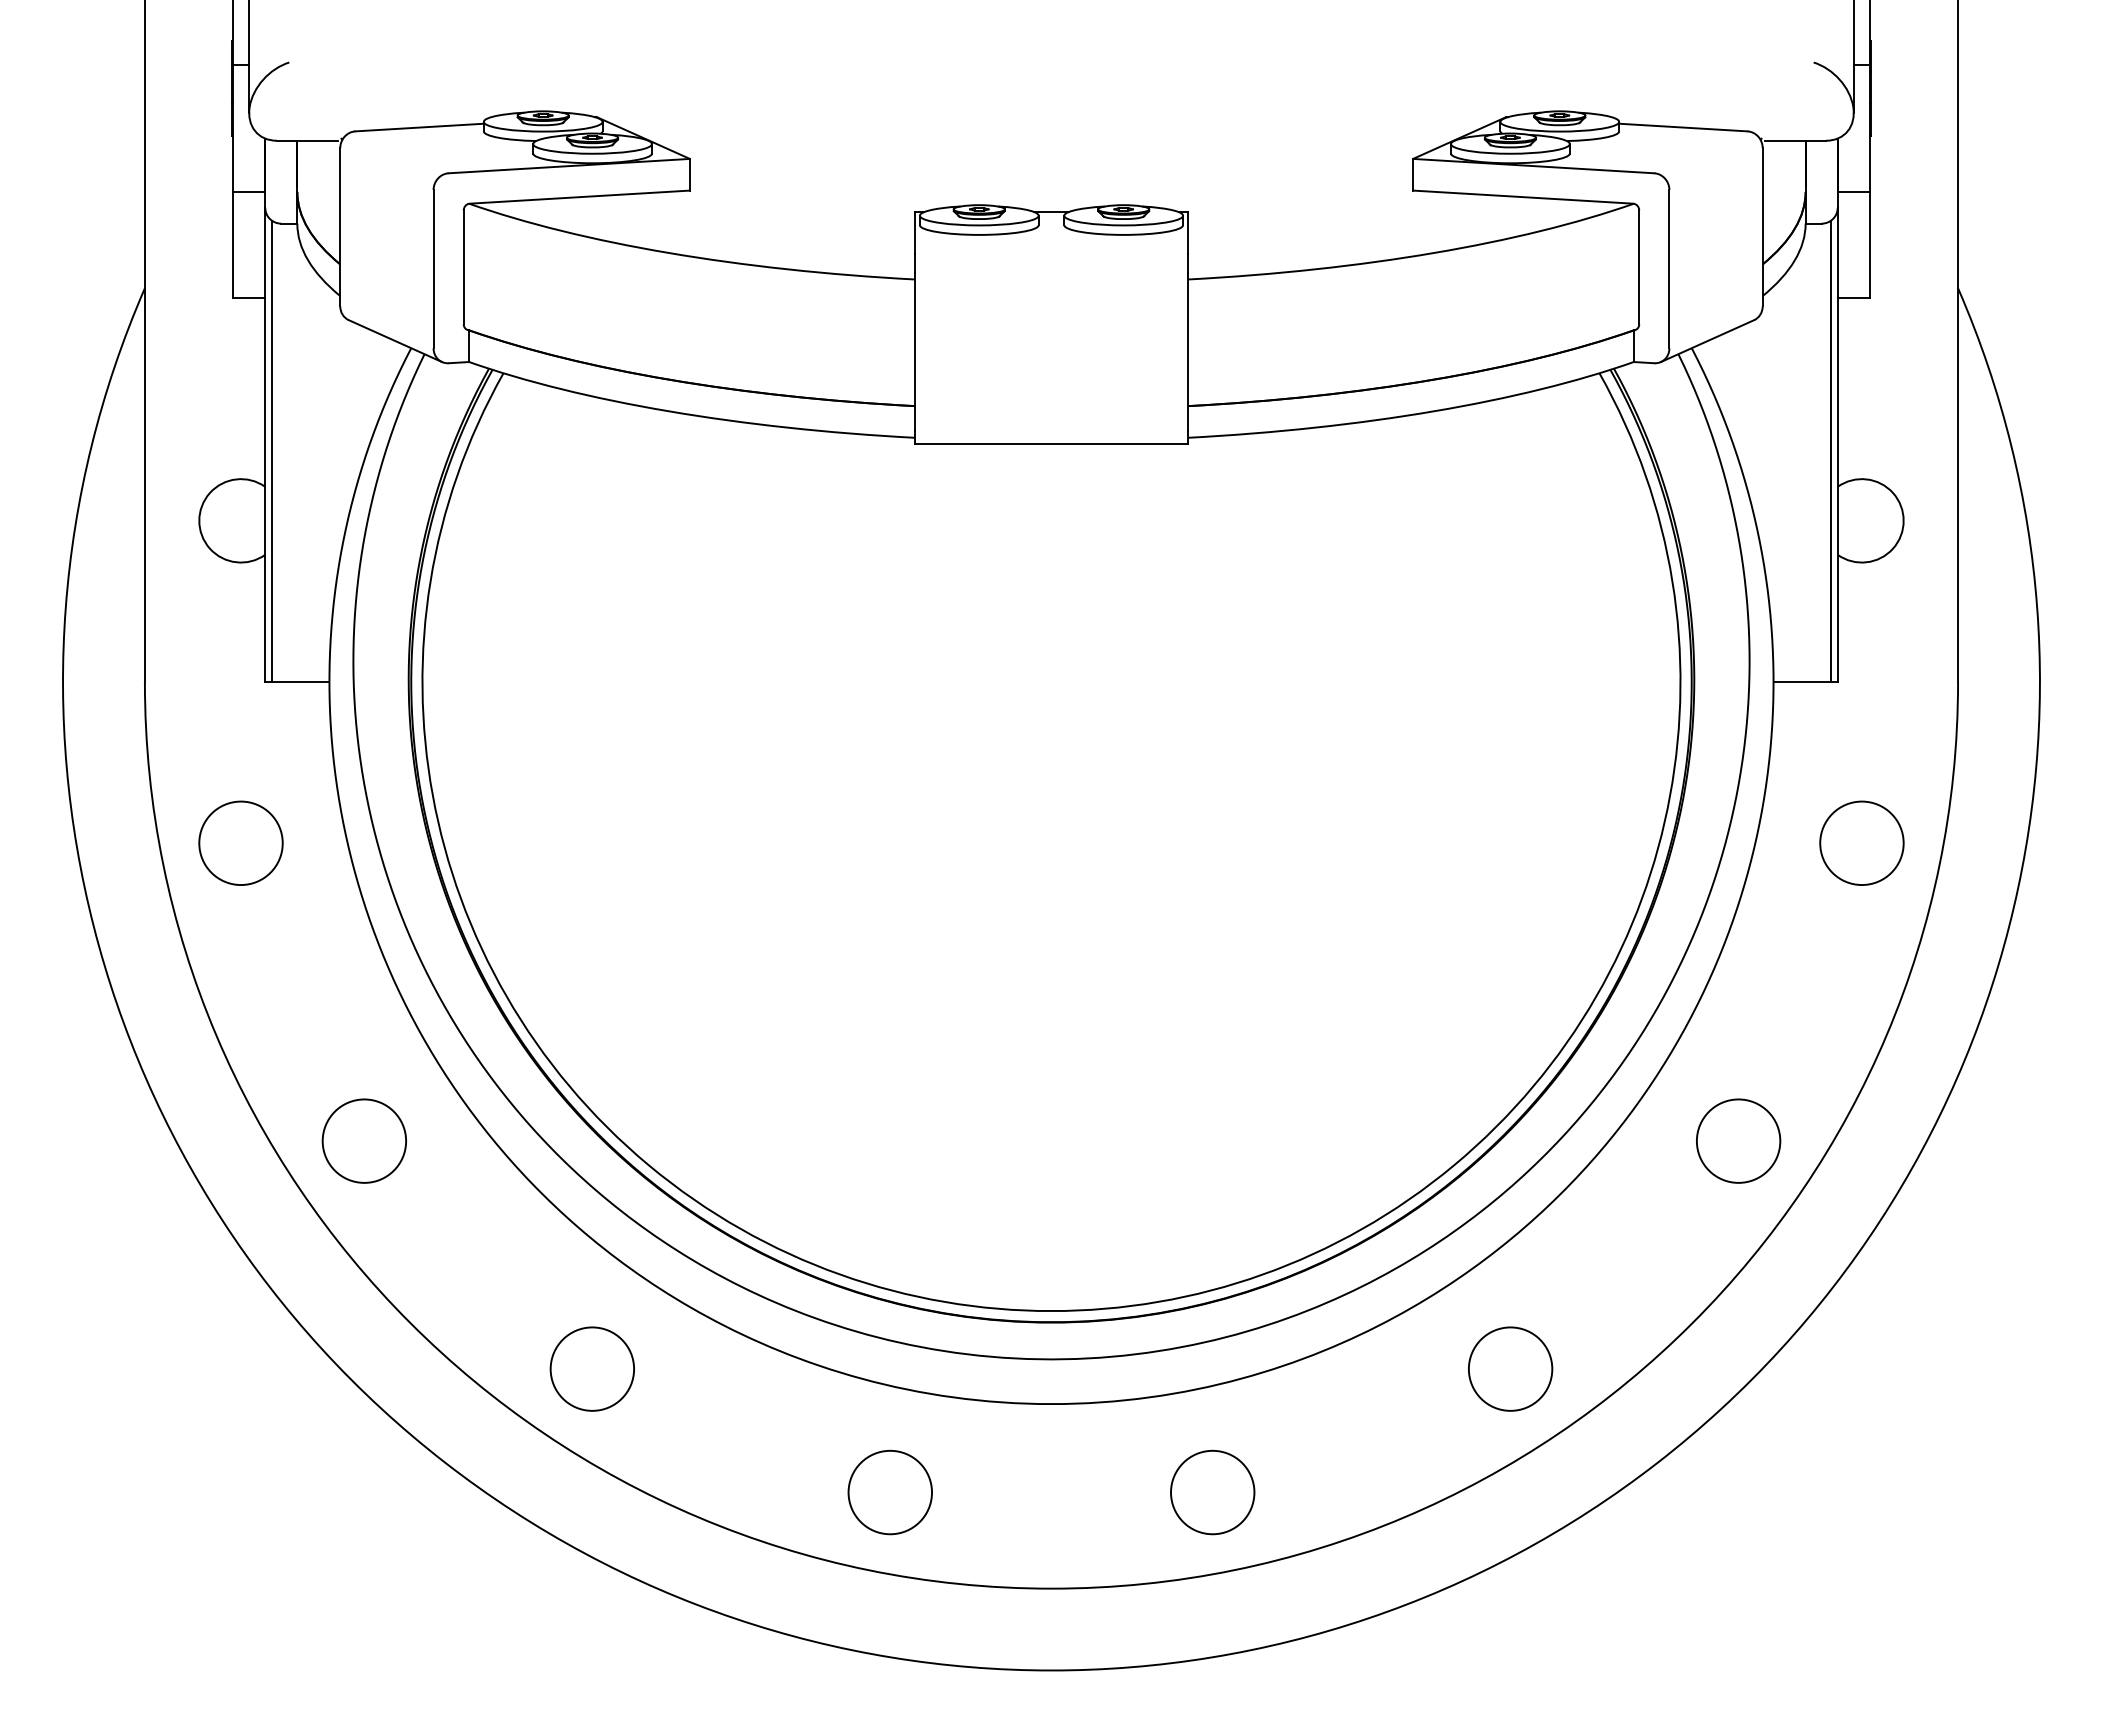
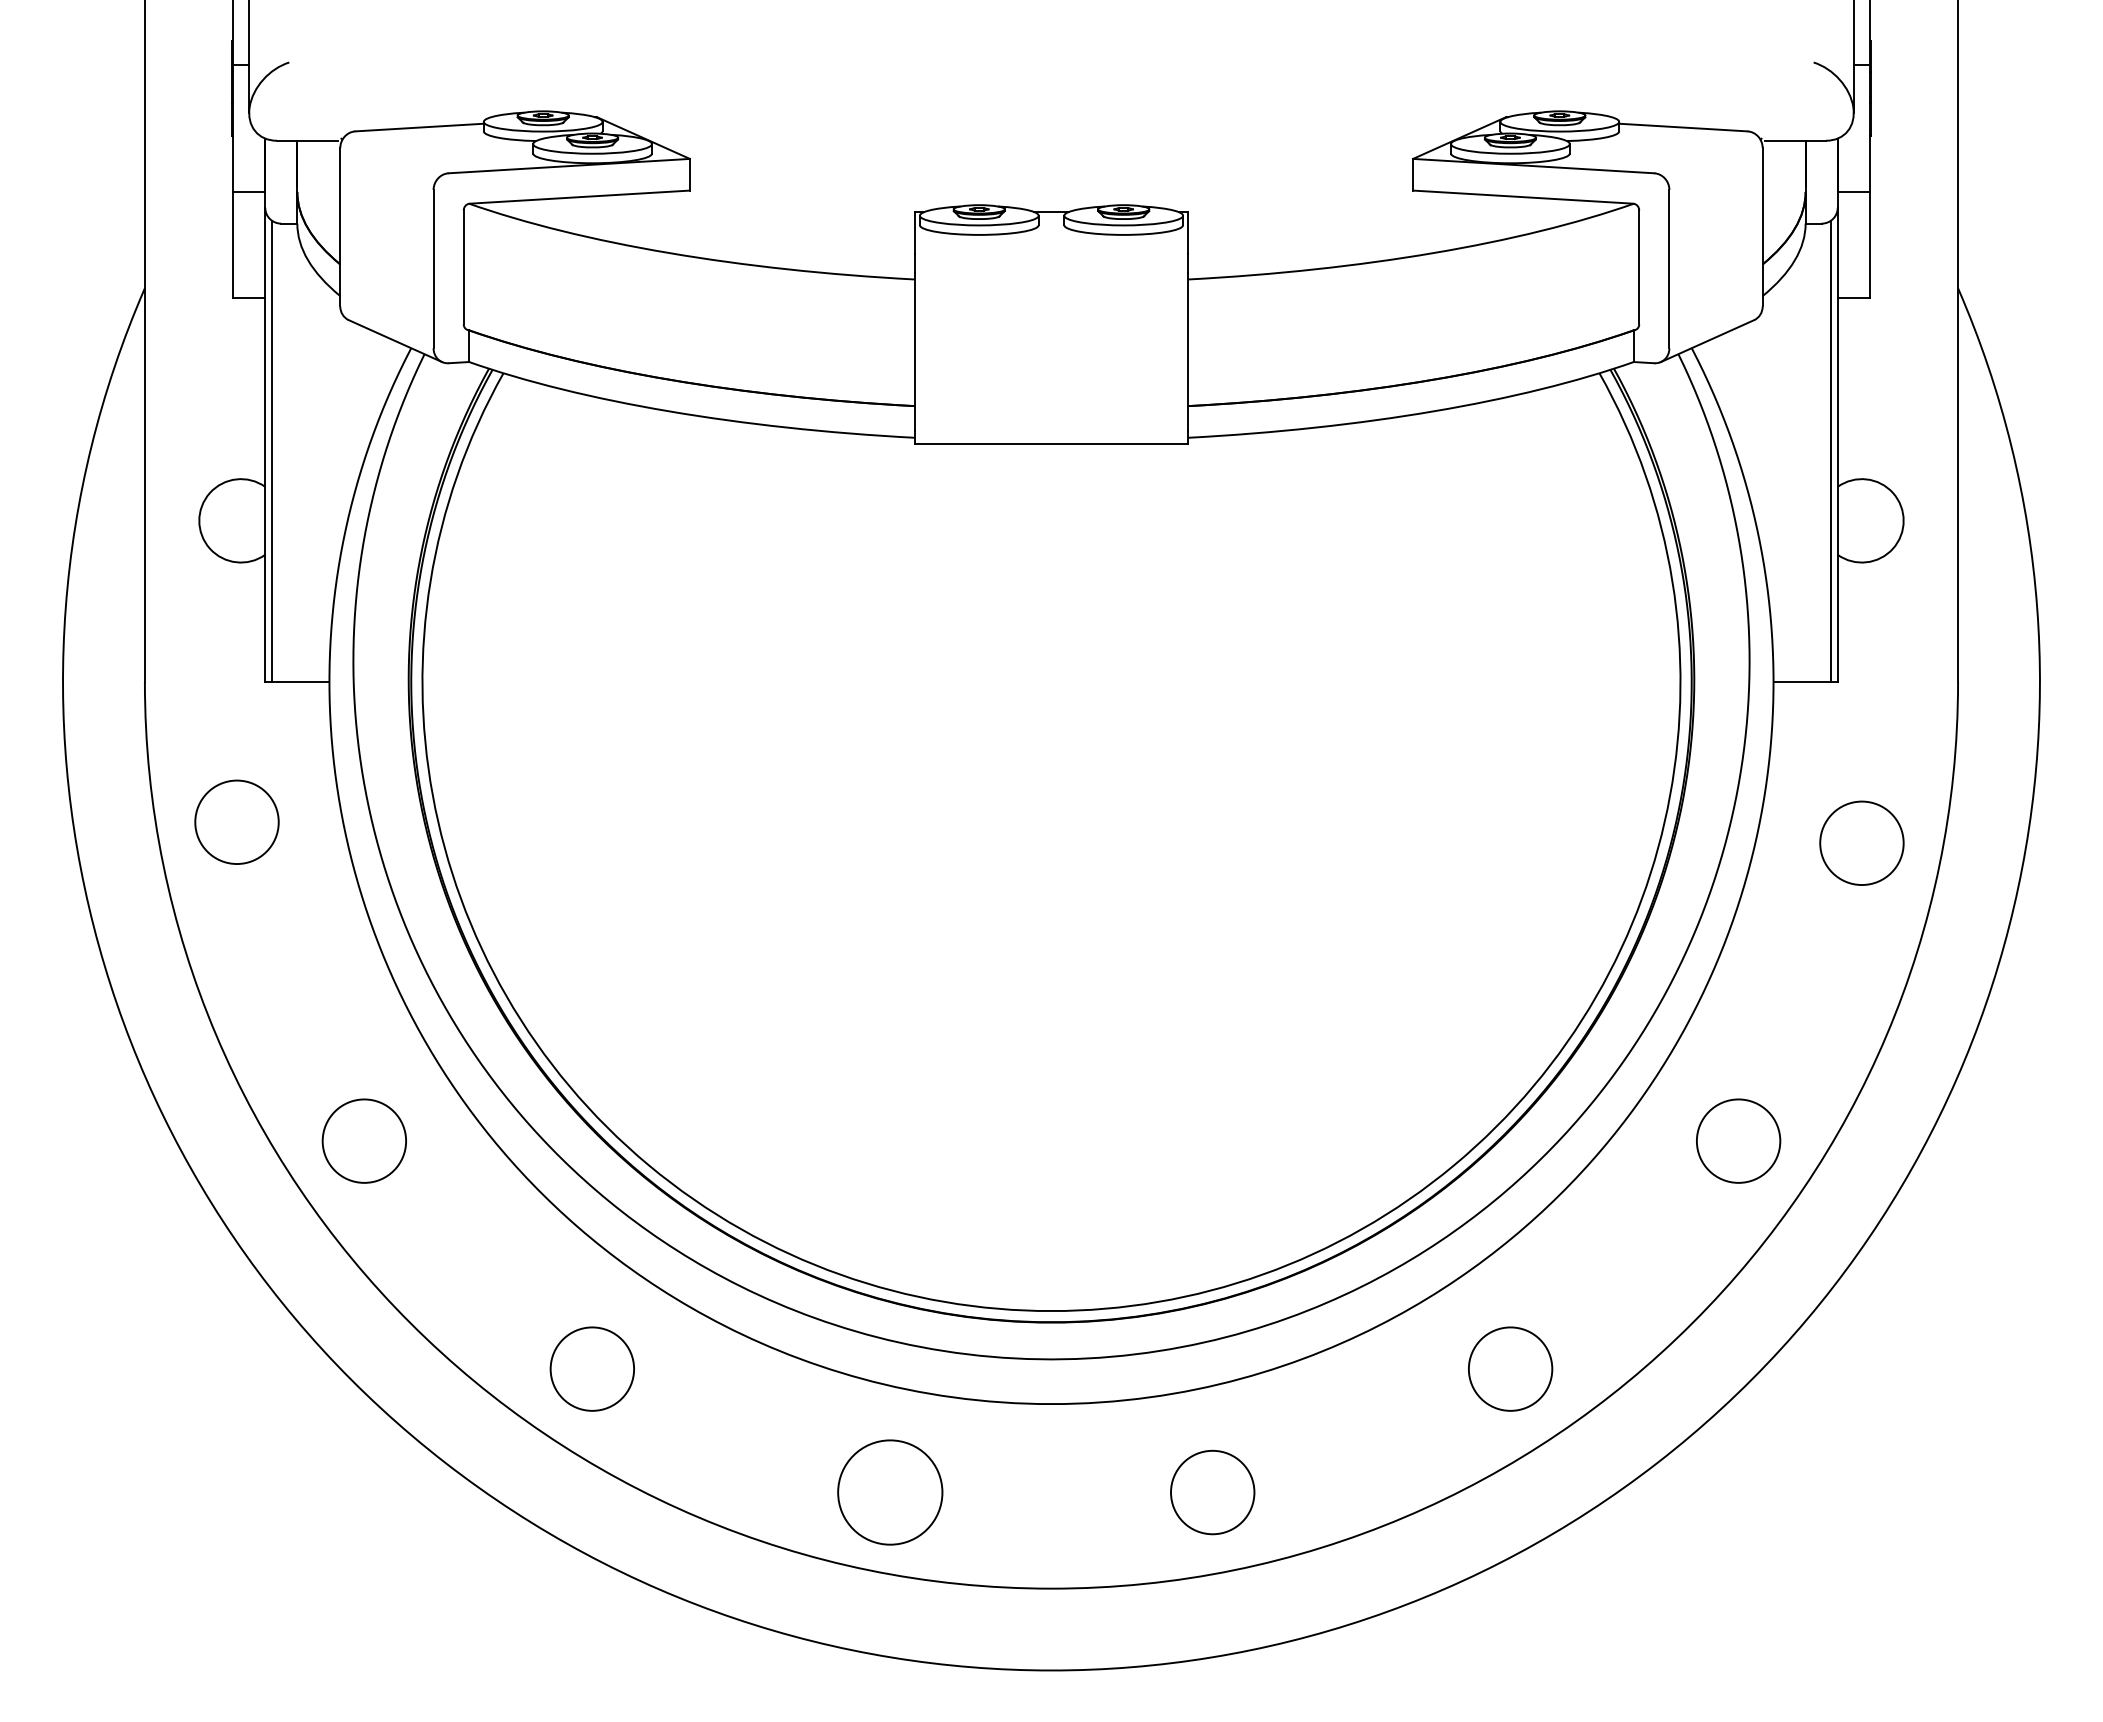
circle position: (240, 842) -> (236, 821) (236, 821)
circle diameter: 83 px -> 104 px (890, 1492)
